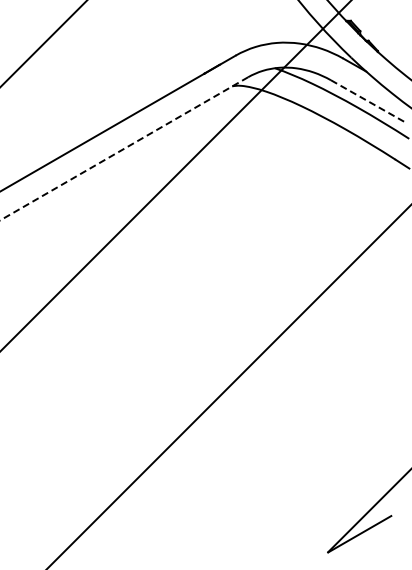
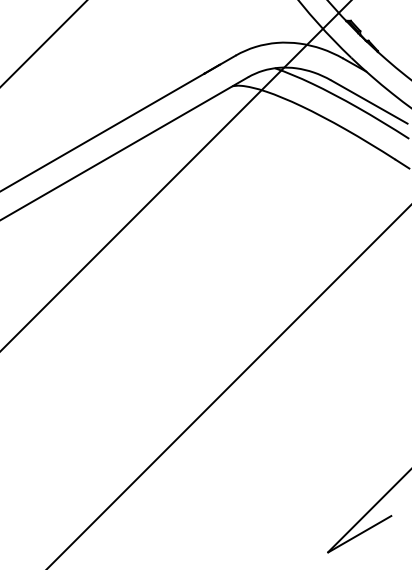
line: dashed -> solid (369, 101)
line: dashed -> solid (124, 148)
